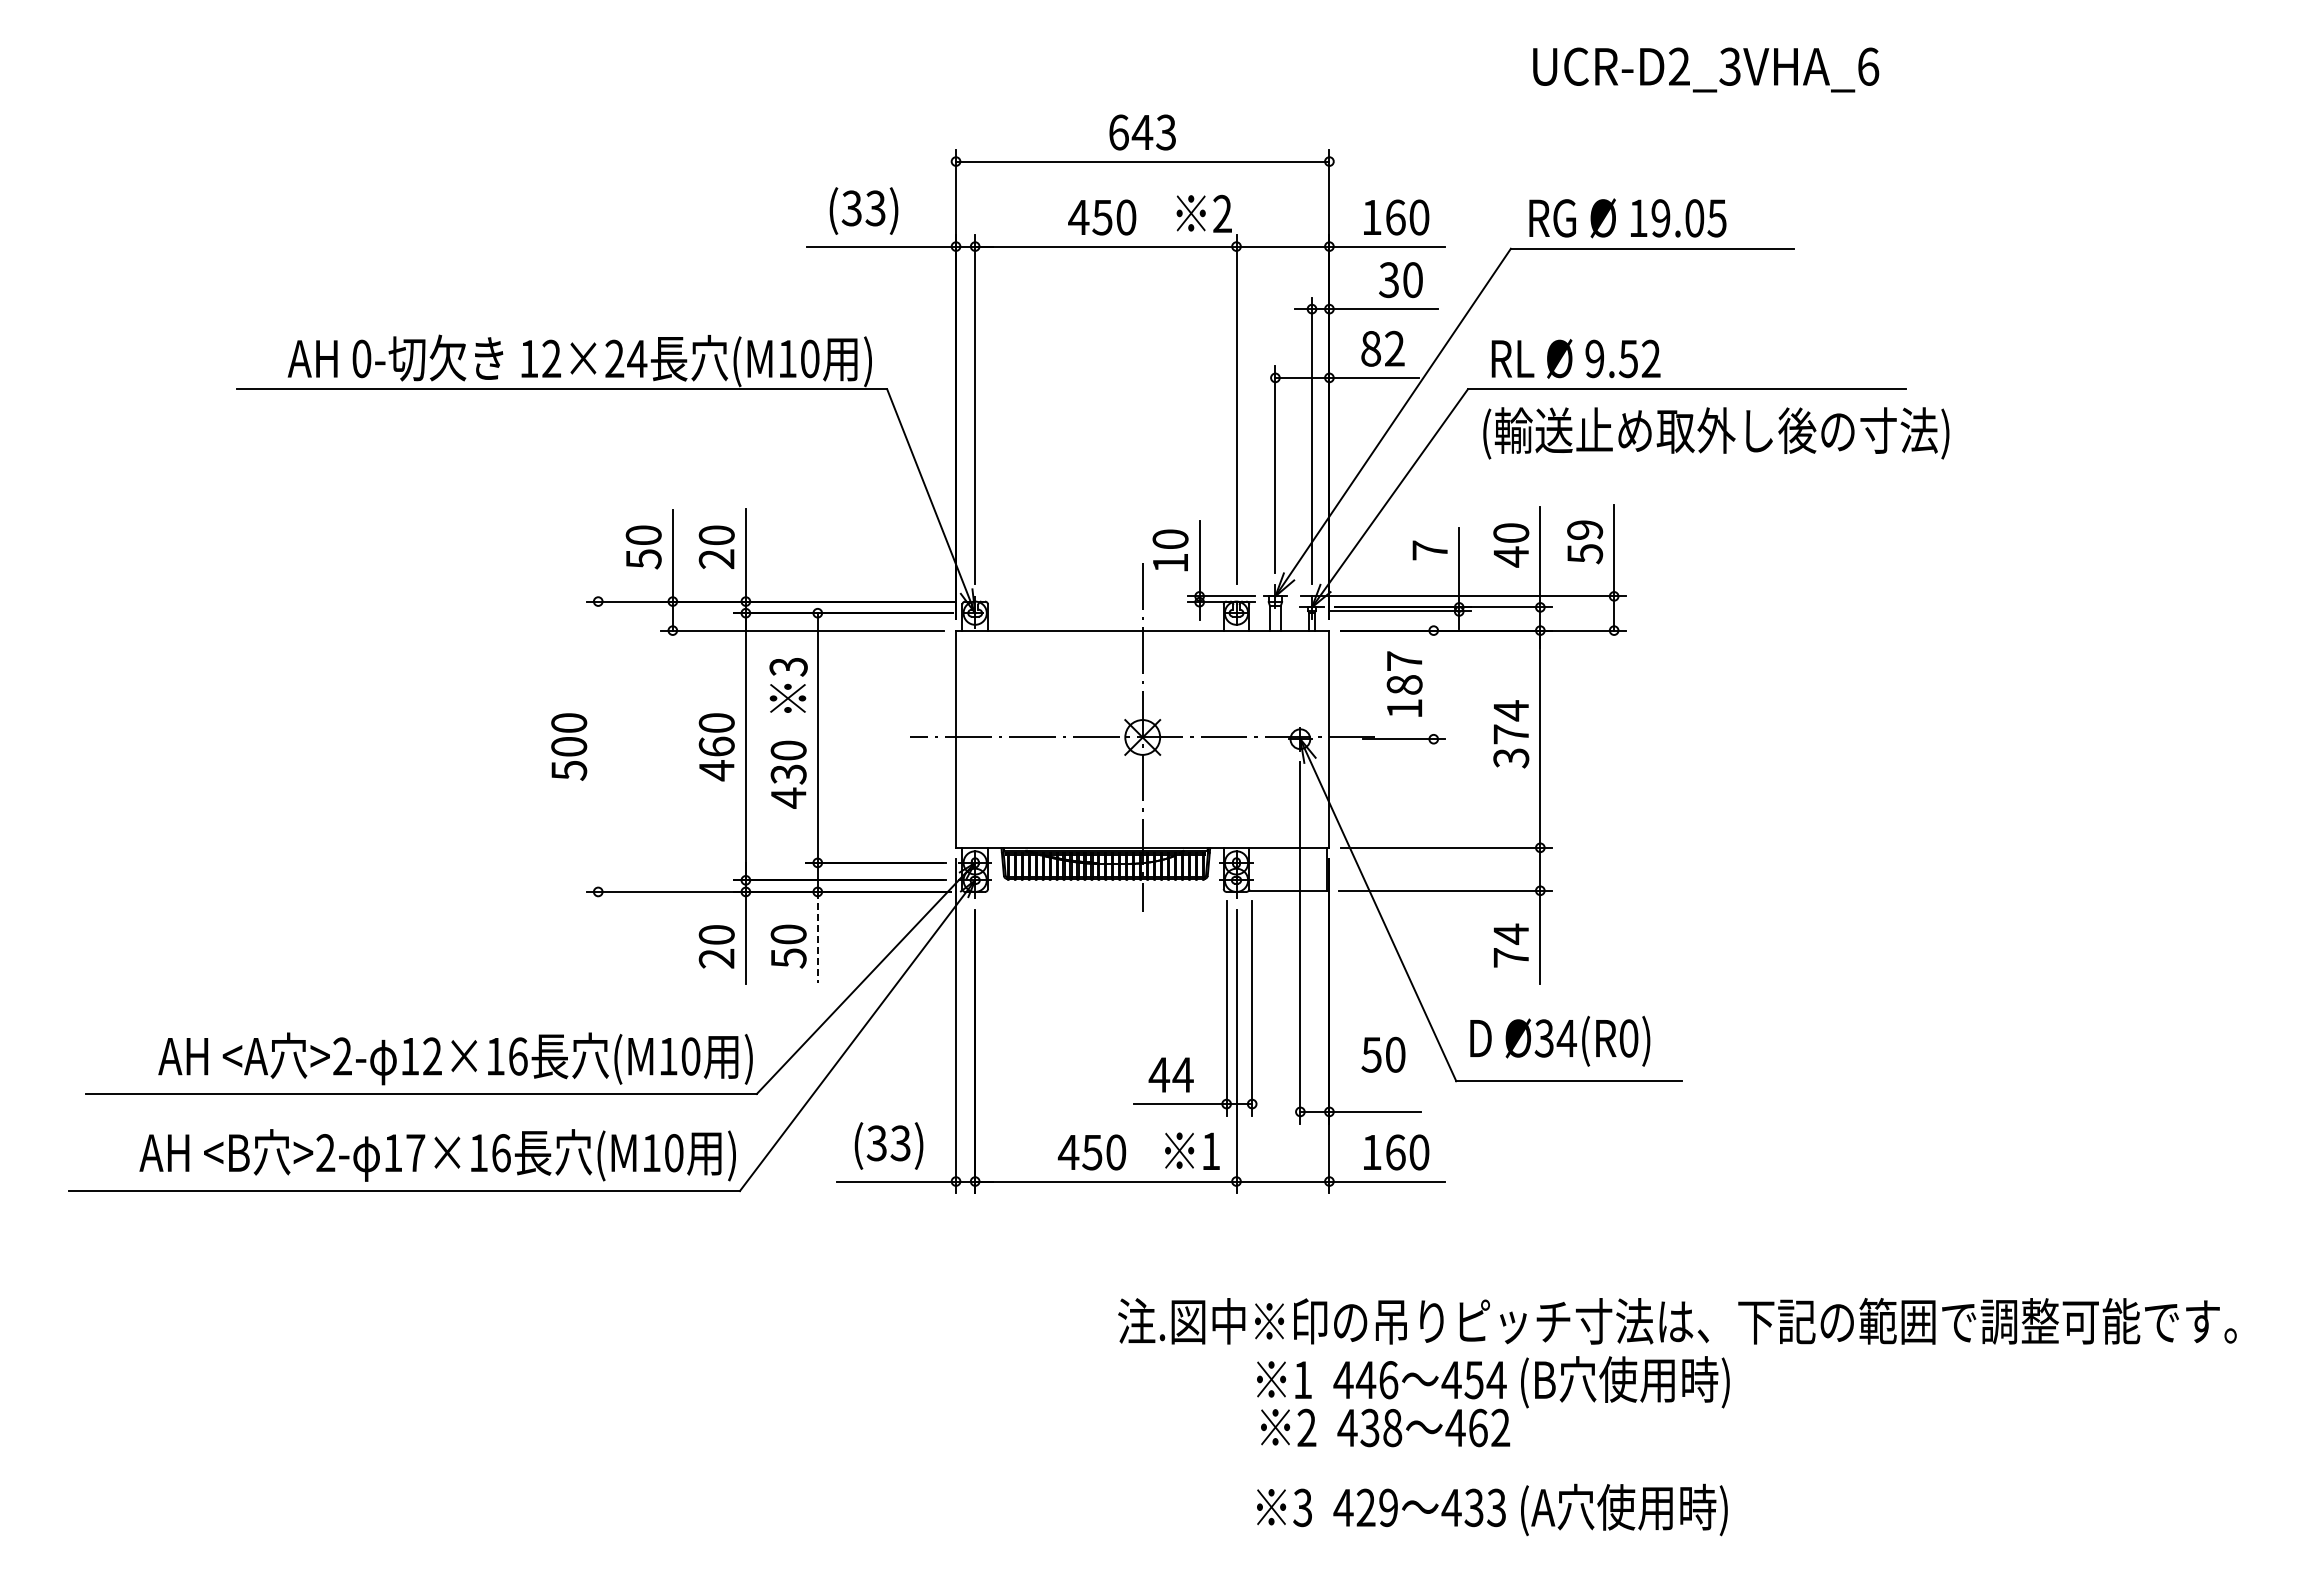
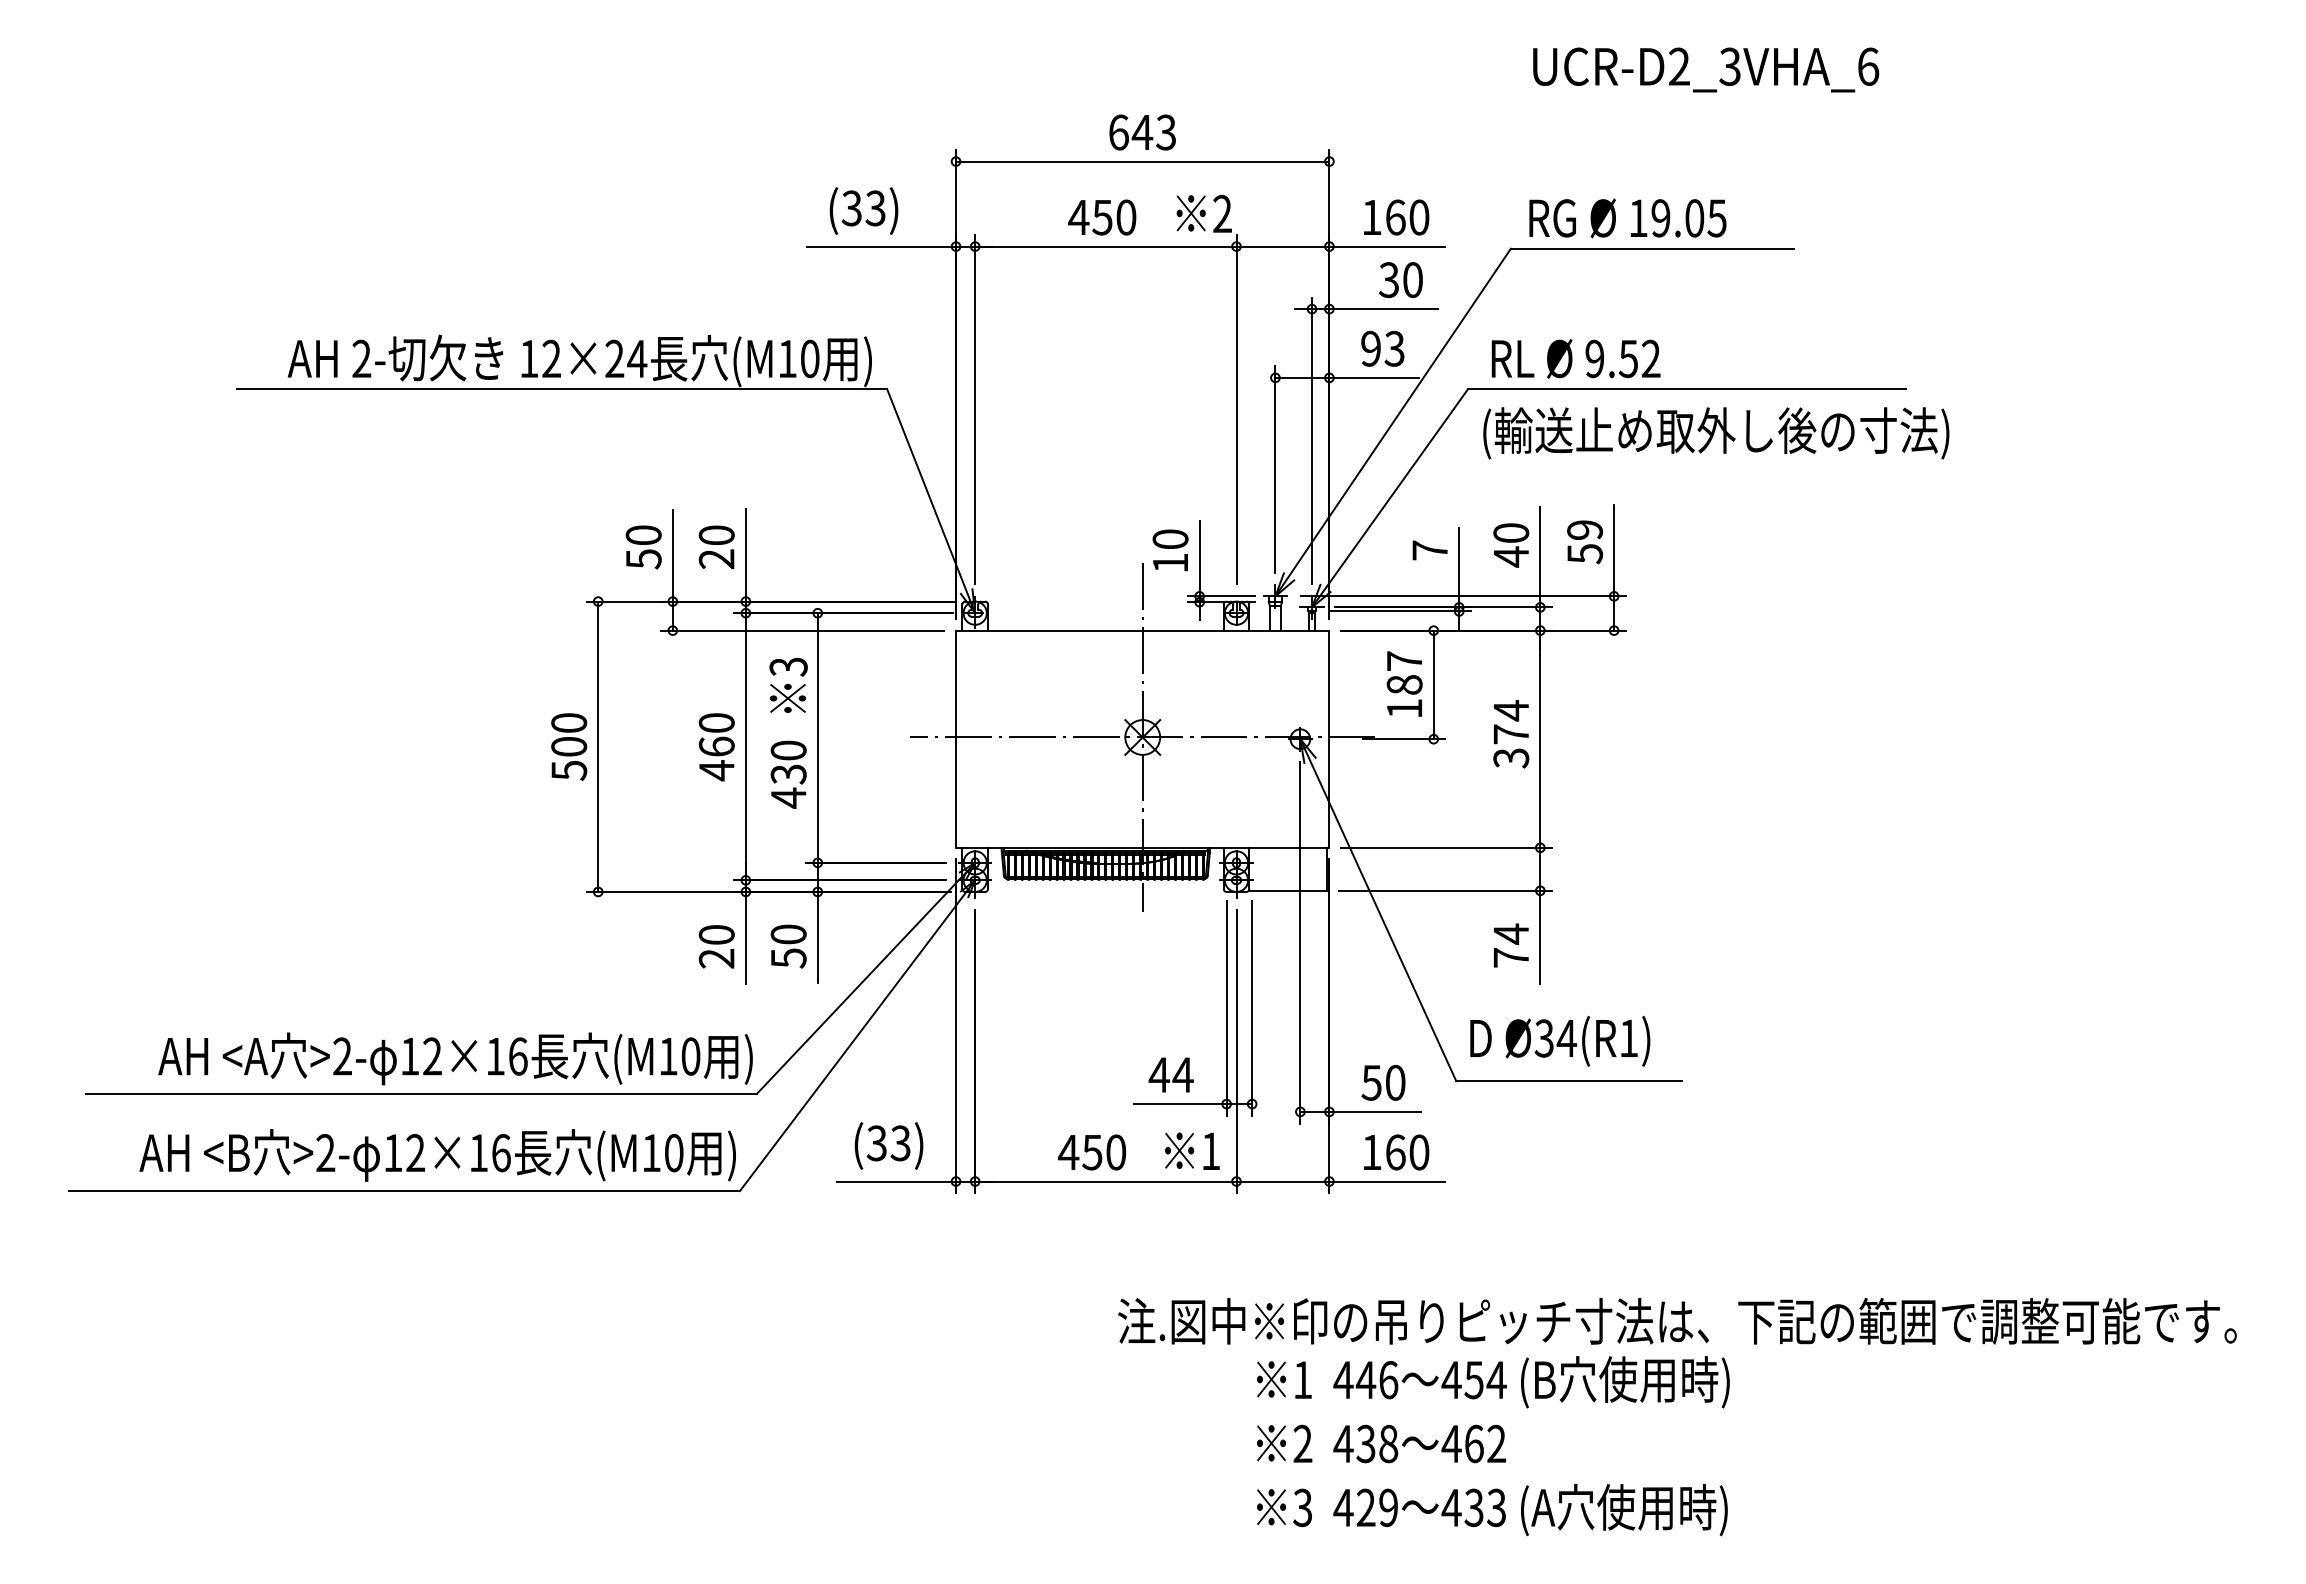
text: 82 -> 93 (1382, 348)
text: 0- -> 2- (361, 358)
line: none -> present (1433, 684)
line: none -> present (598, 746)
line: dashed -> solid (817, 937)
text: Ø34(R0) -> Ø34(R1) (1628, 1038)
text position: (1383, 1054) -> (1383, 1082) (1383, 1082)
text: 17×16 -> 12×16 (415, 1152)
text position: (1385, 1427) -> (1381, 1443) (1381, 1443)
